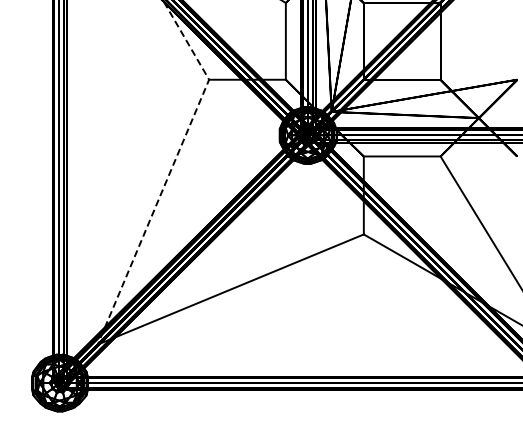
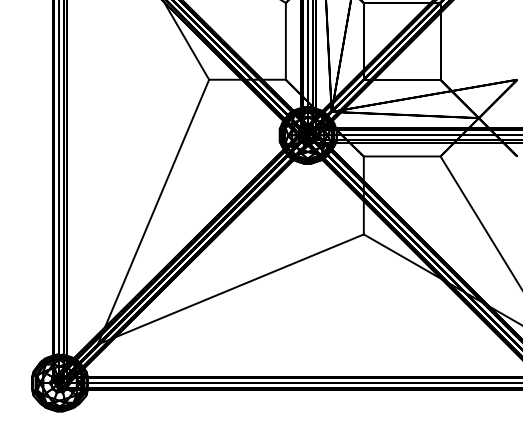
line: dashed -> solid (171, 169)
